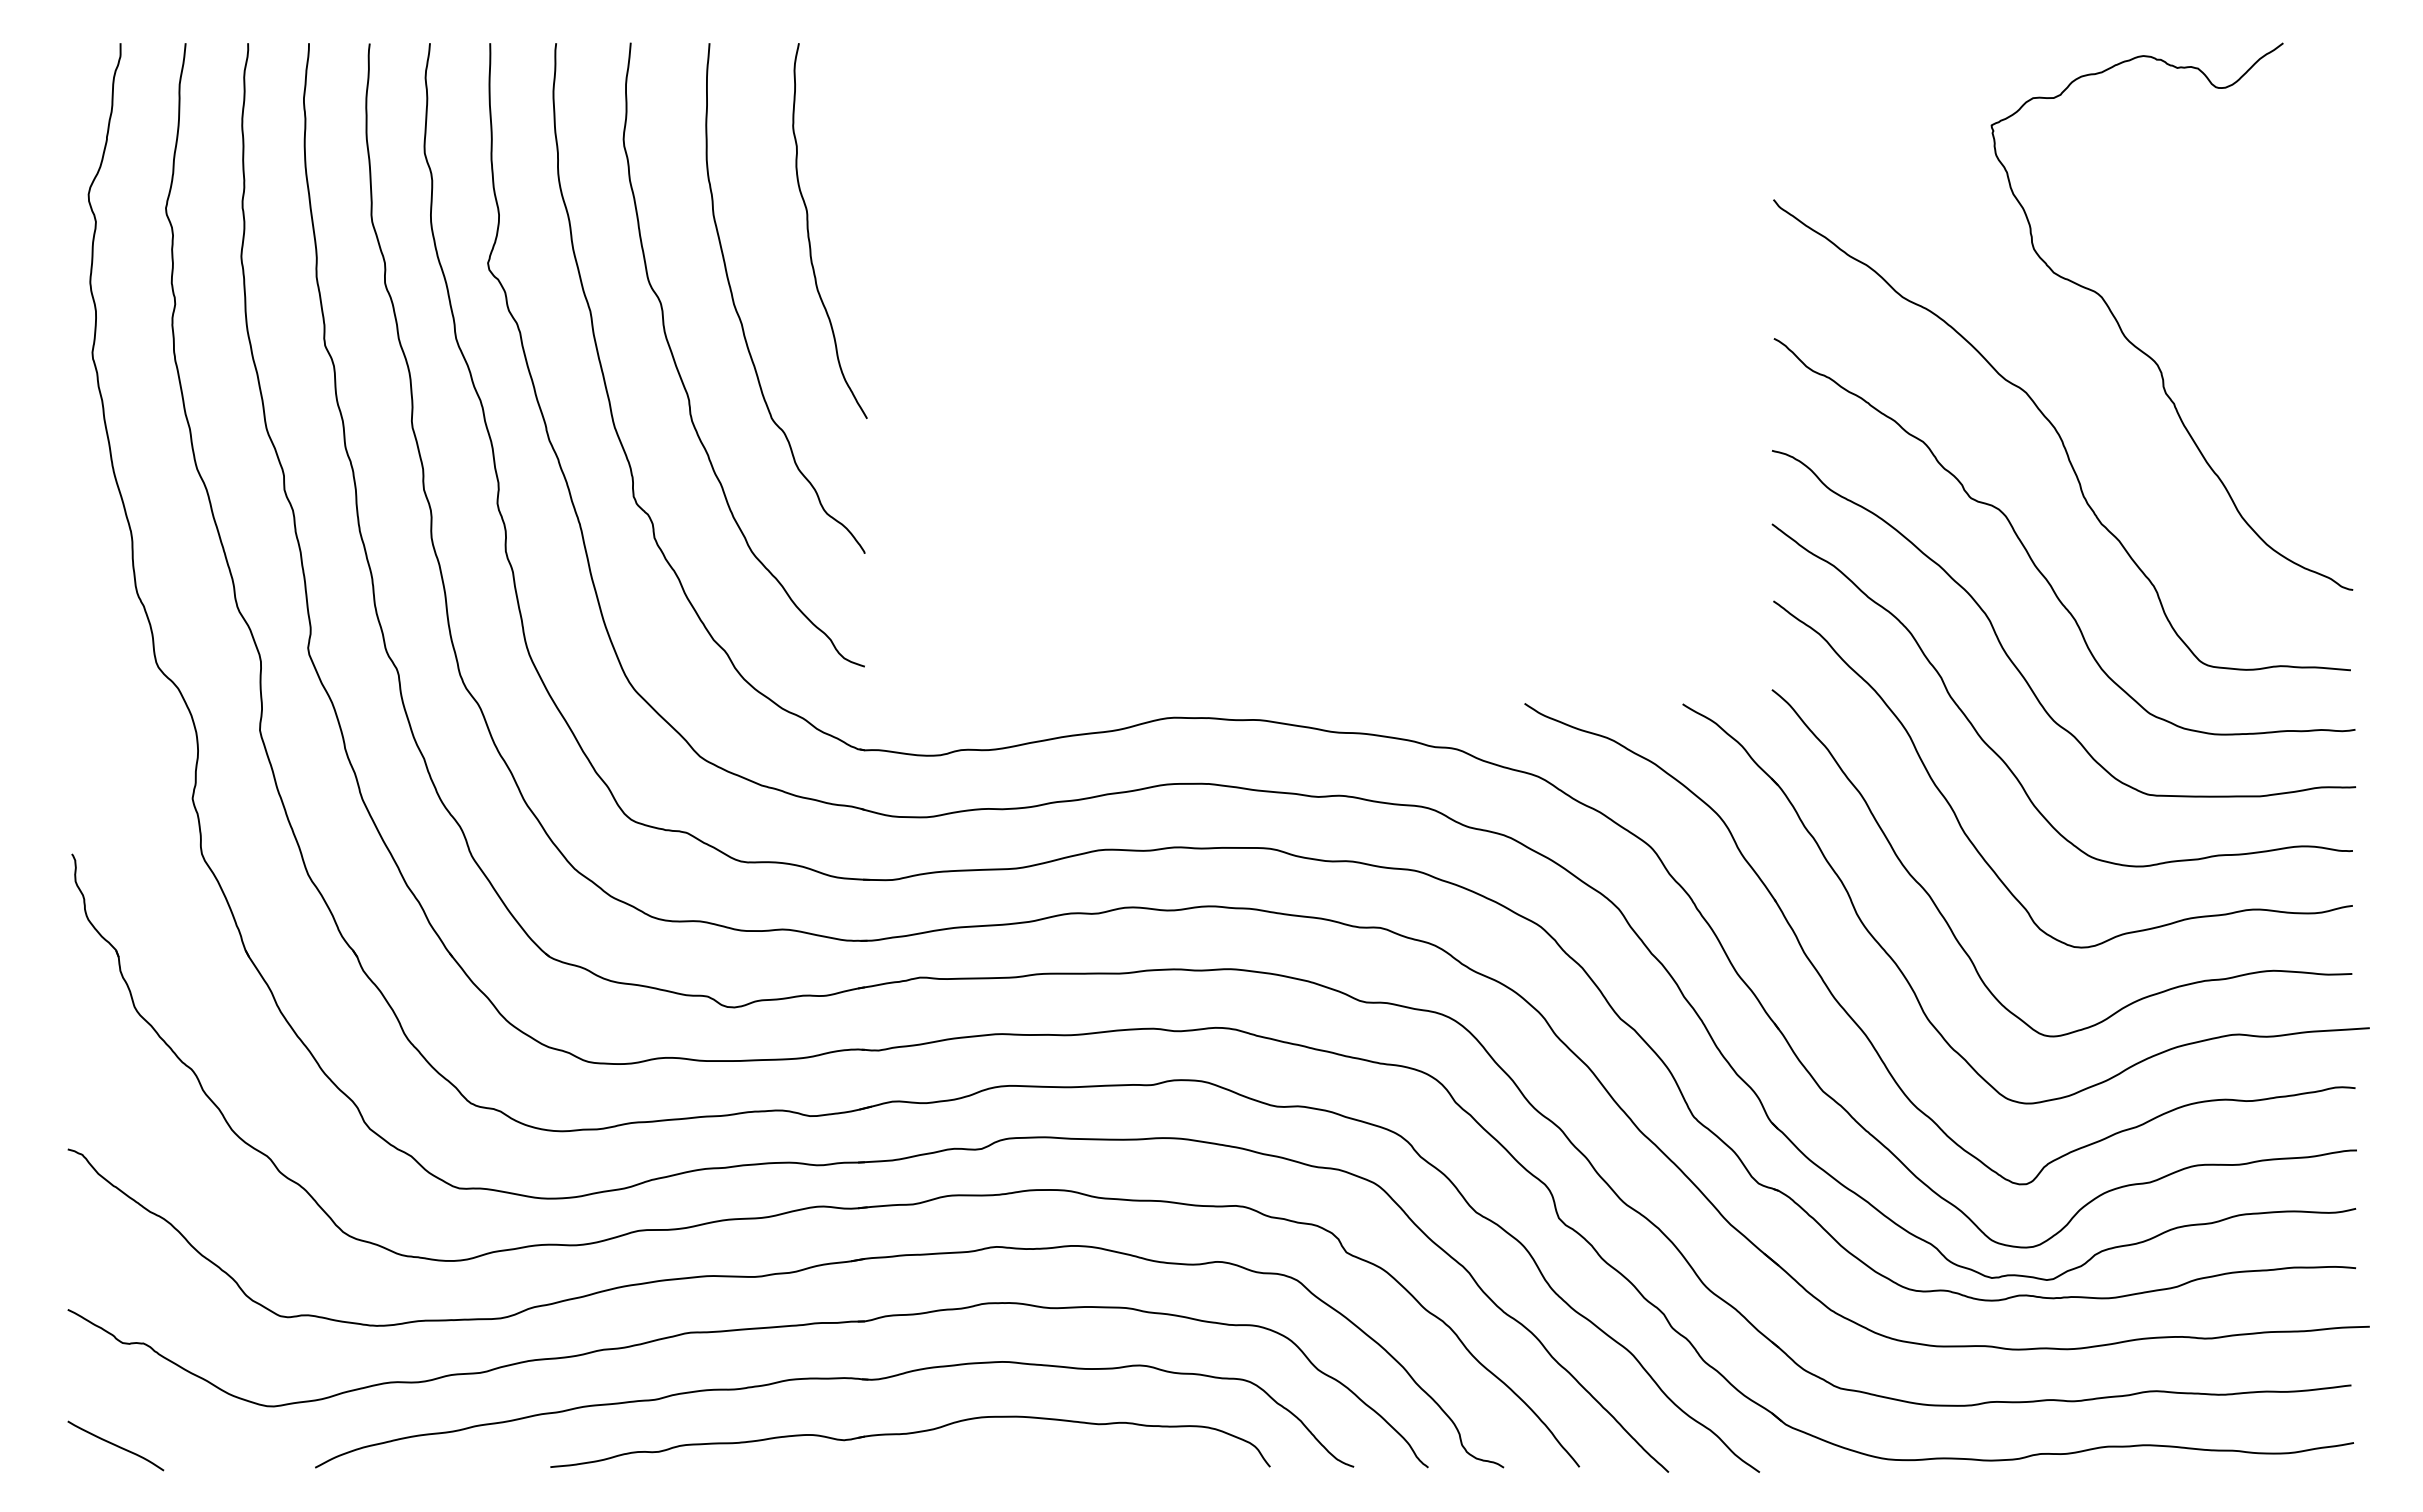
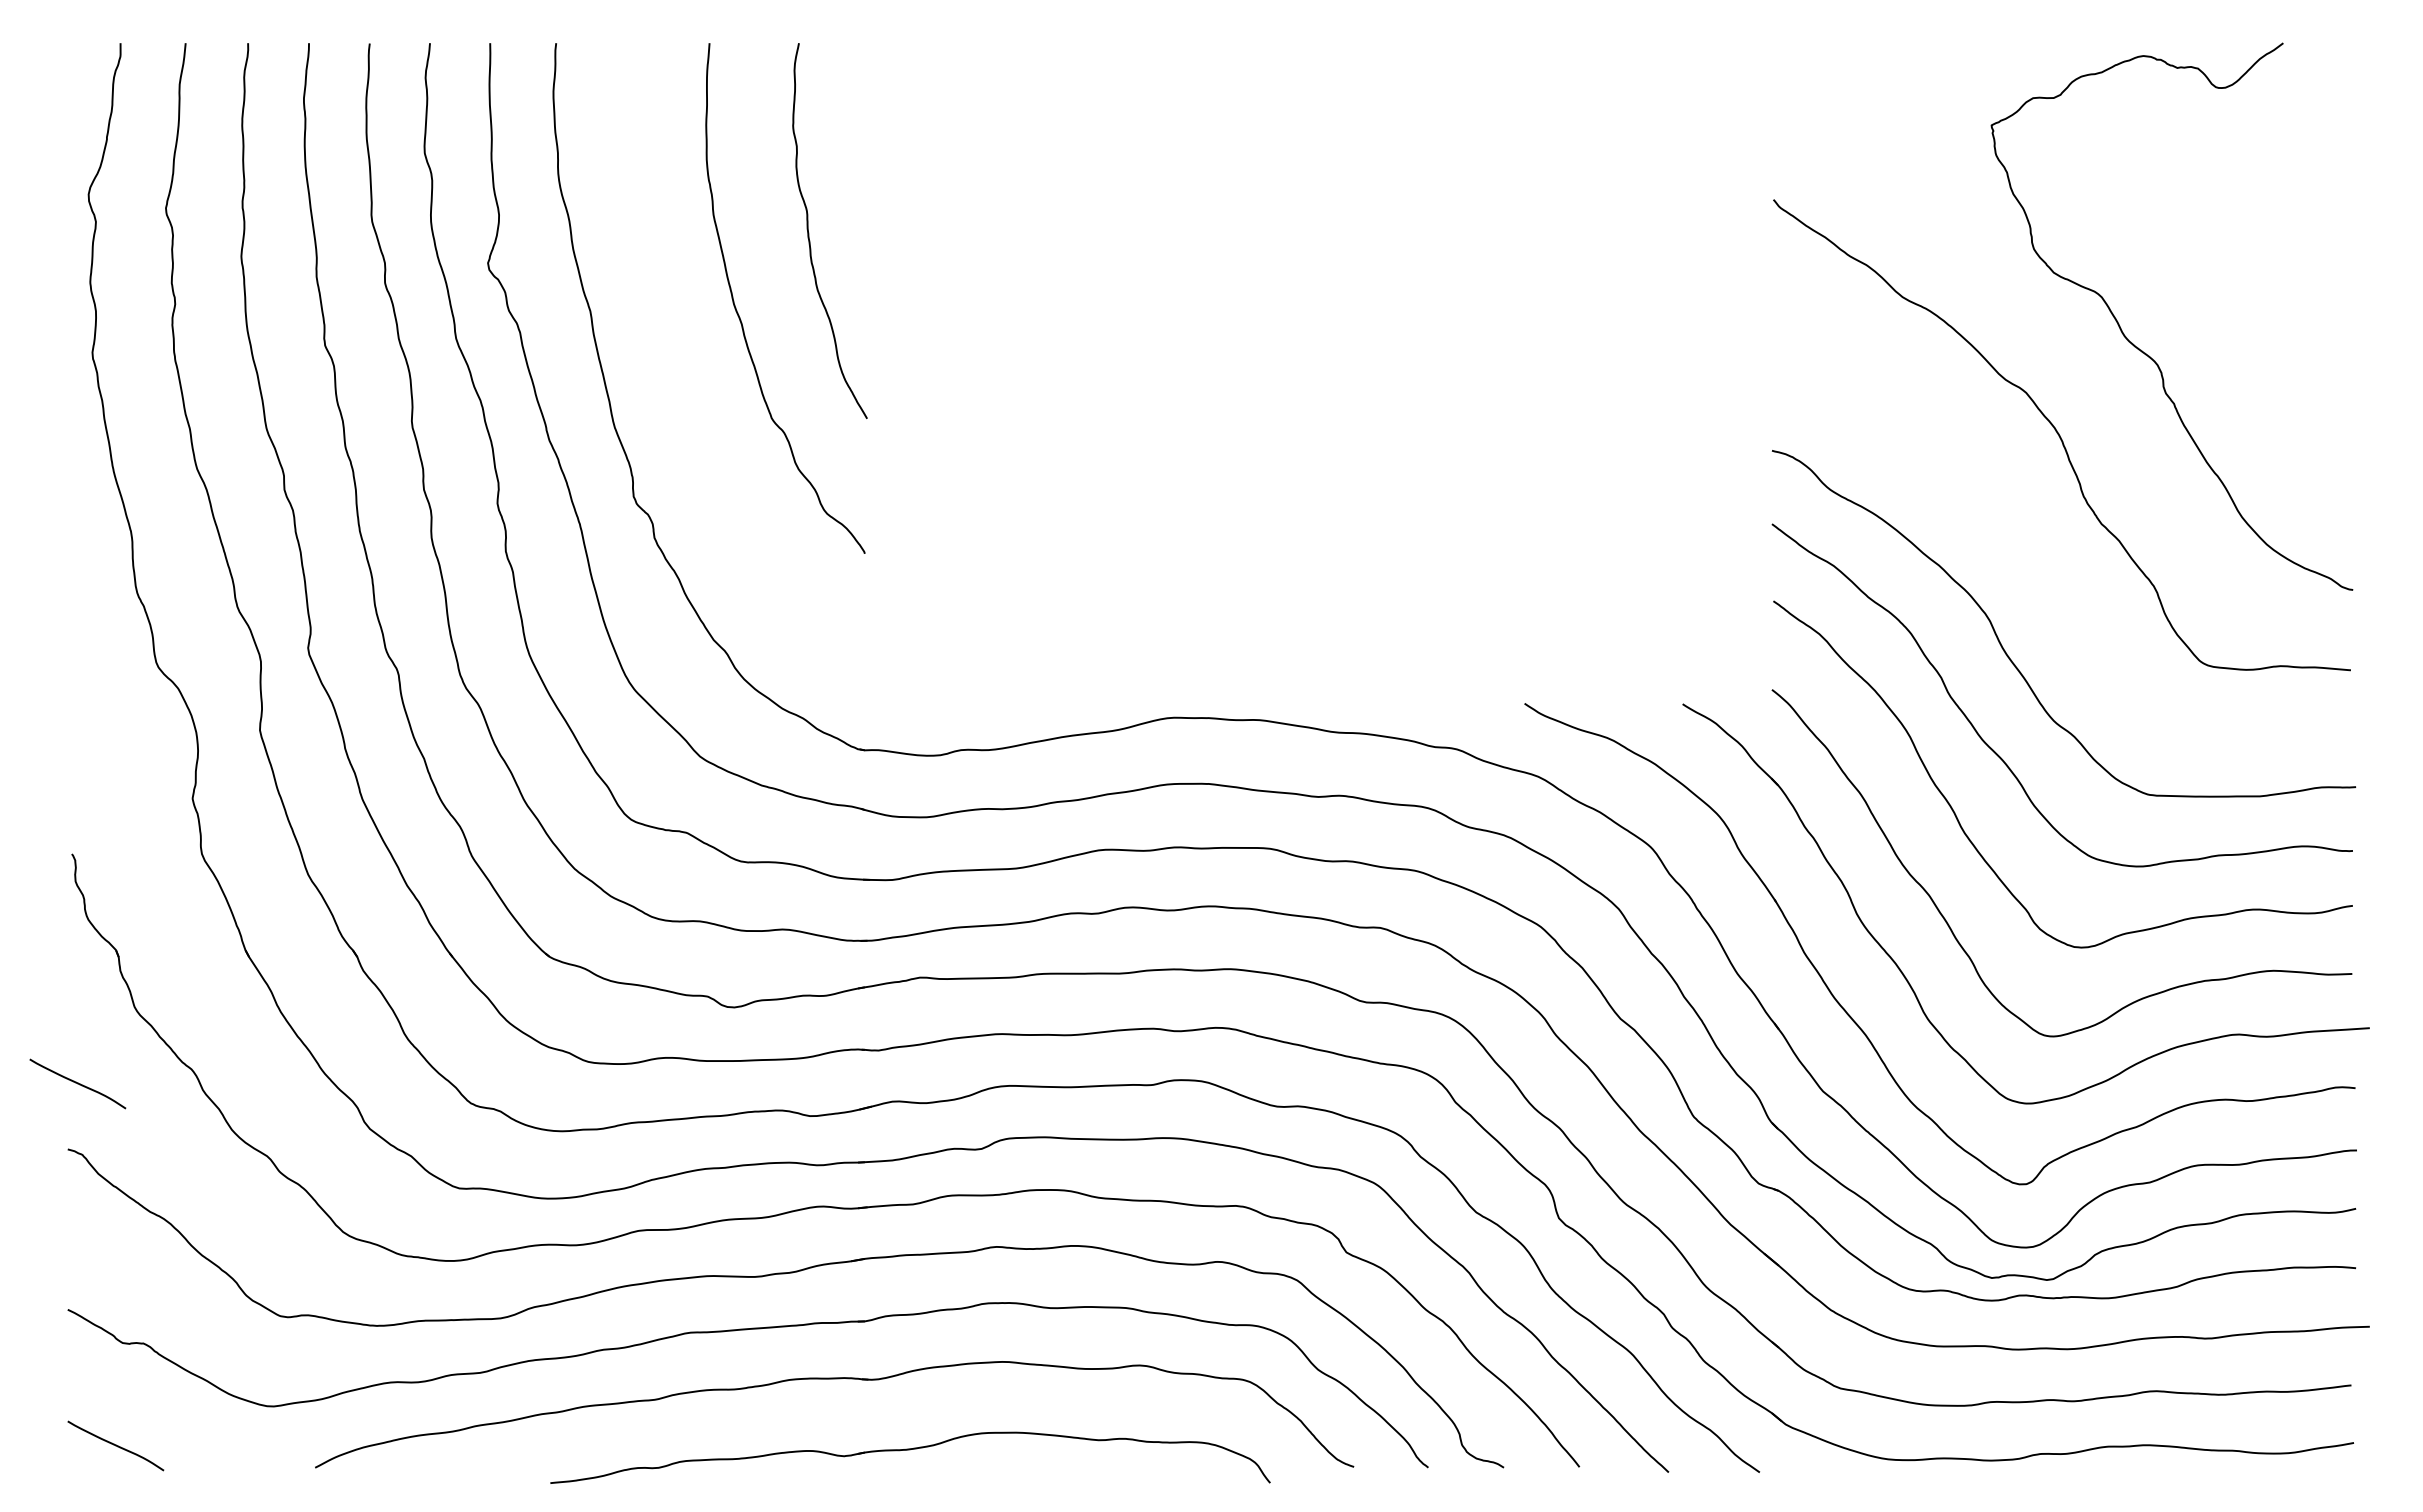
curve: present -> none (681, 376)
curve: present -> none (2029, 553)
curve: none -> present (77, 1083)
part position: (910, 1434) -> (910, 1450) (910, 1450)
